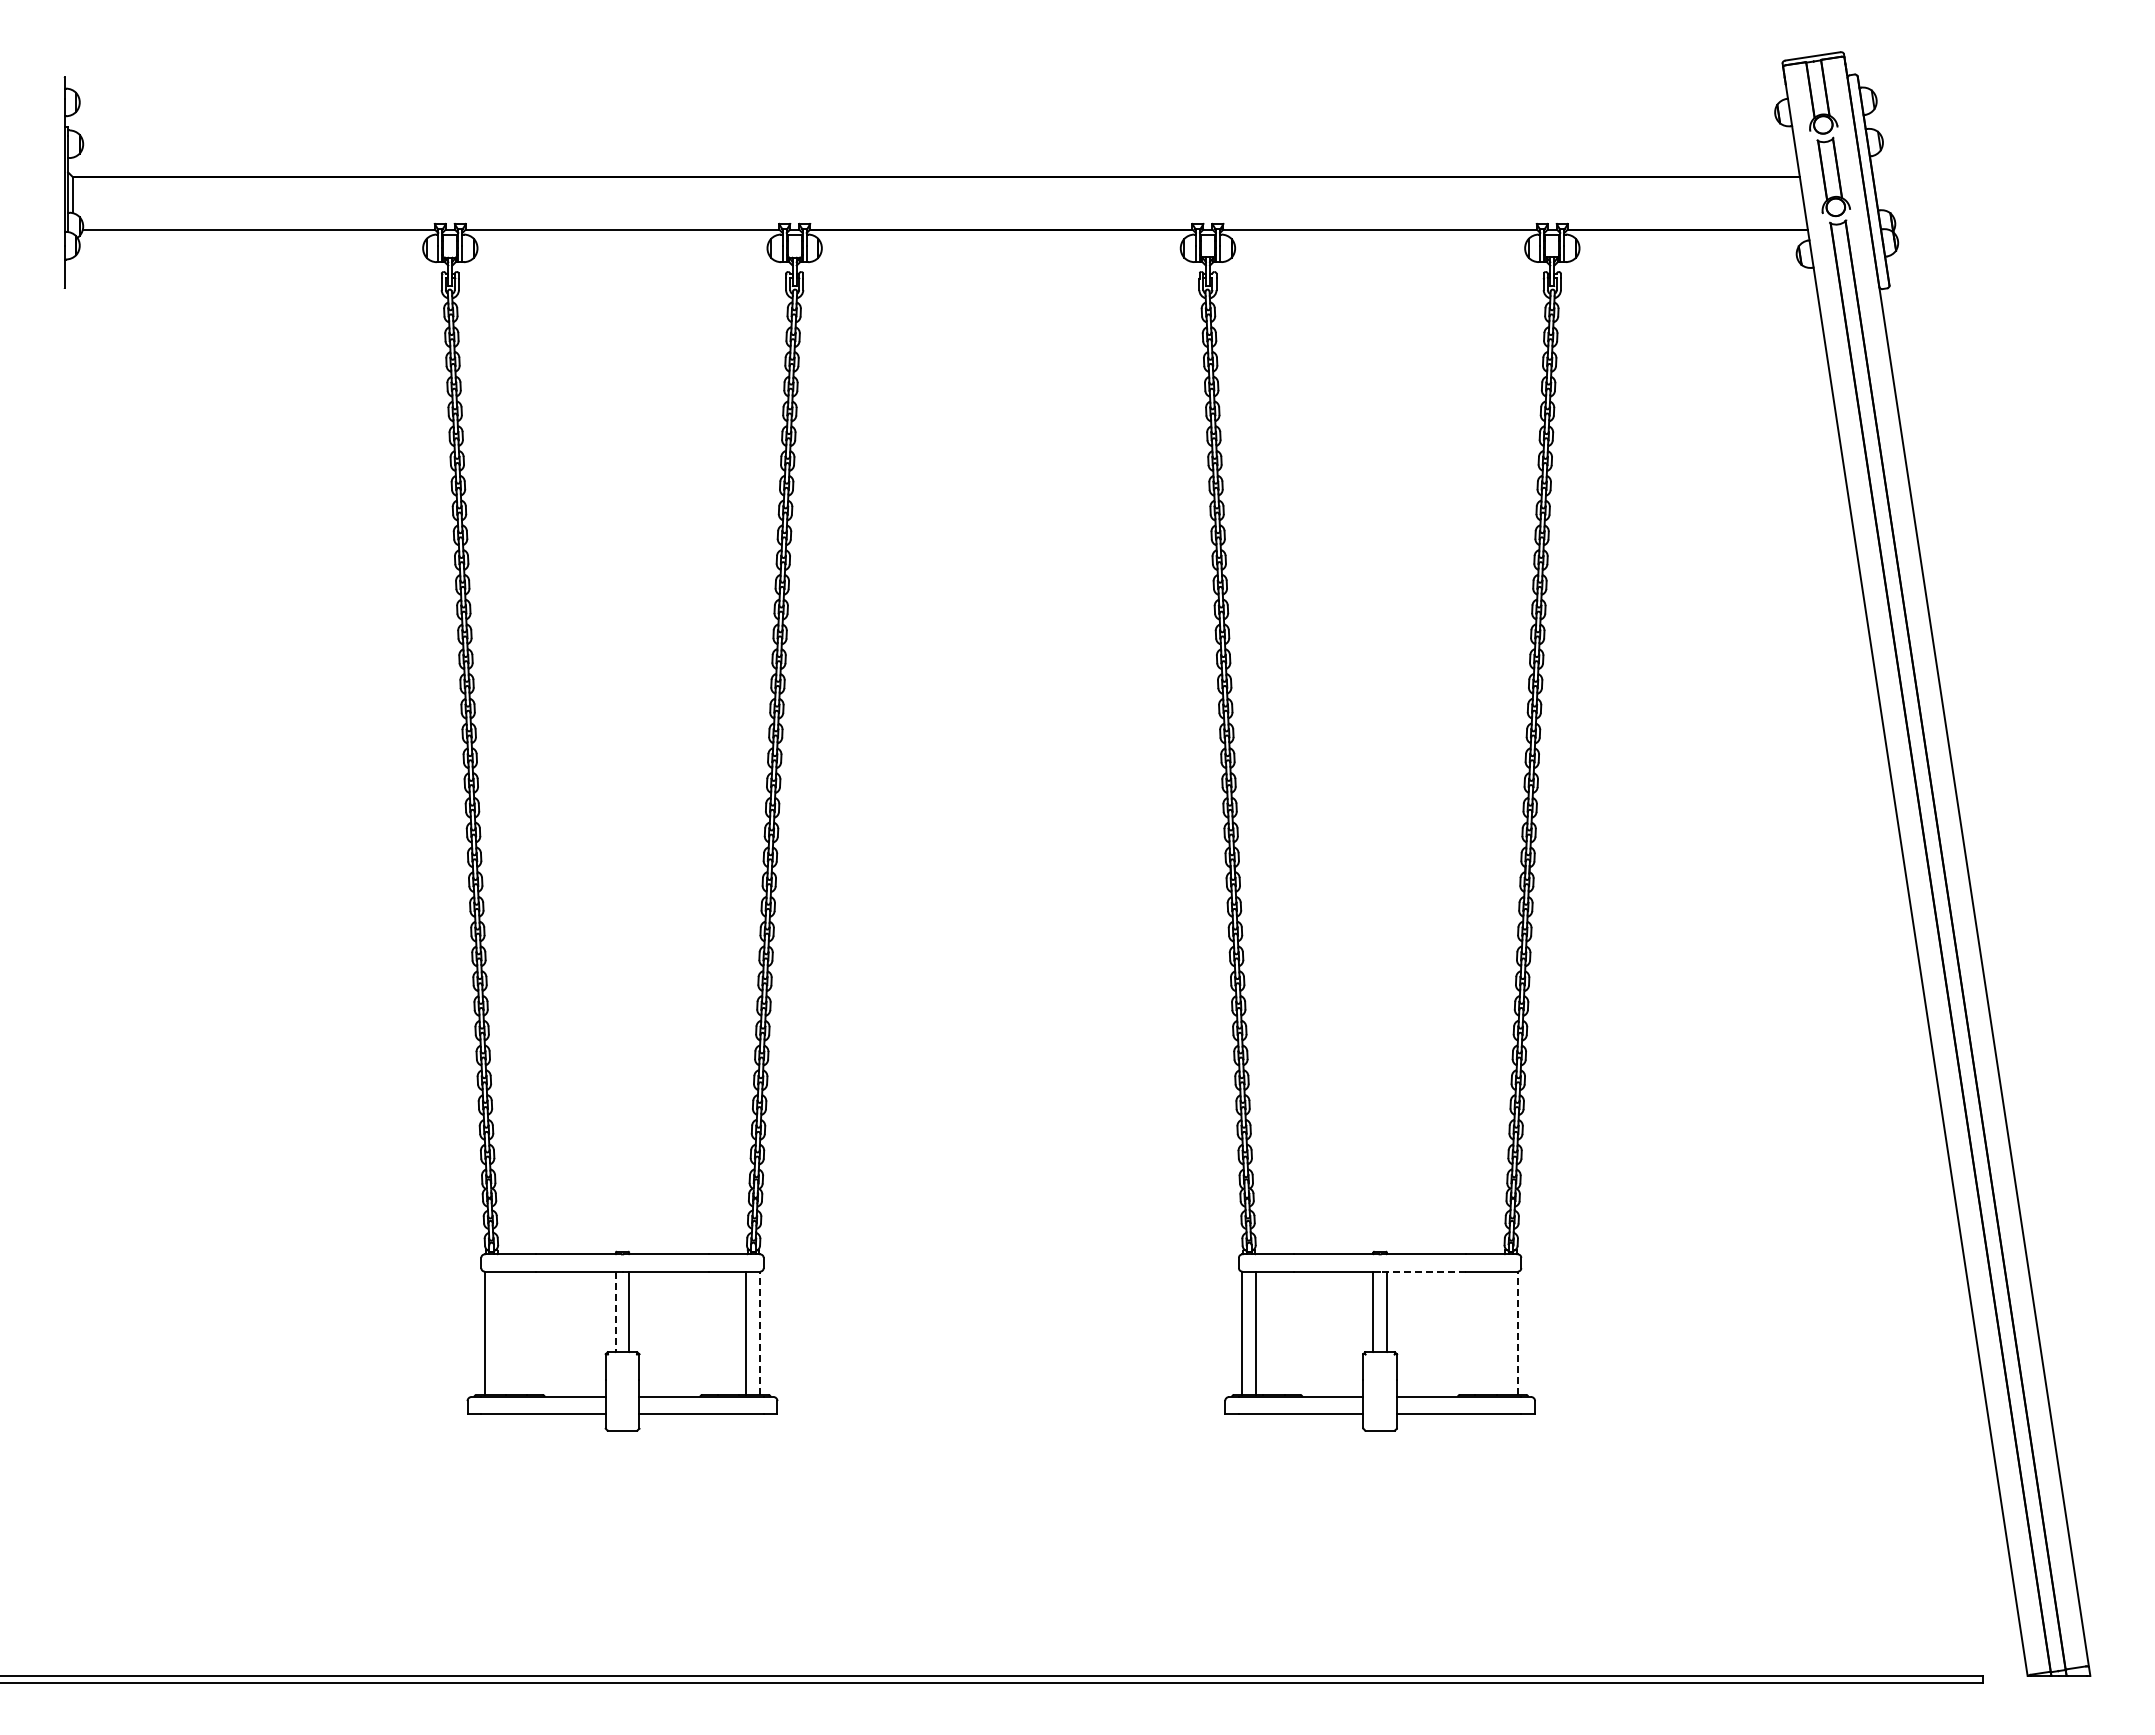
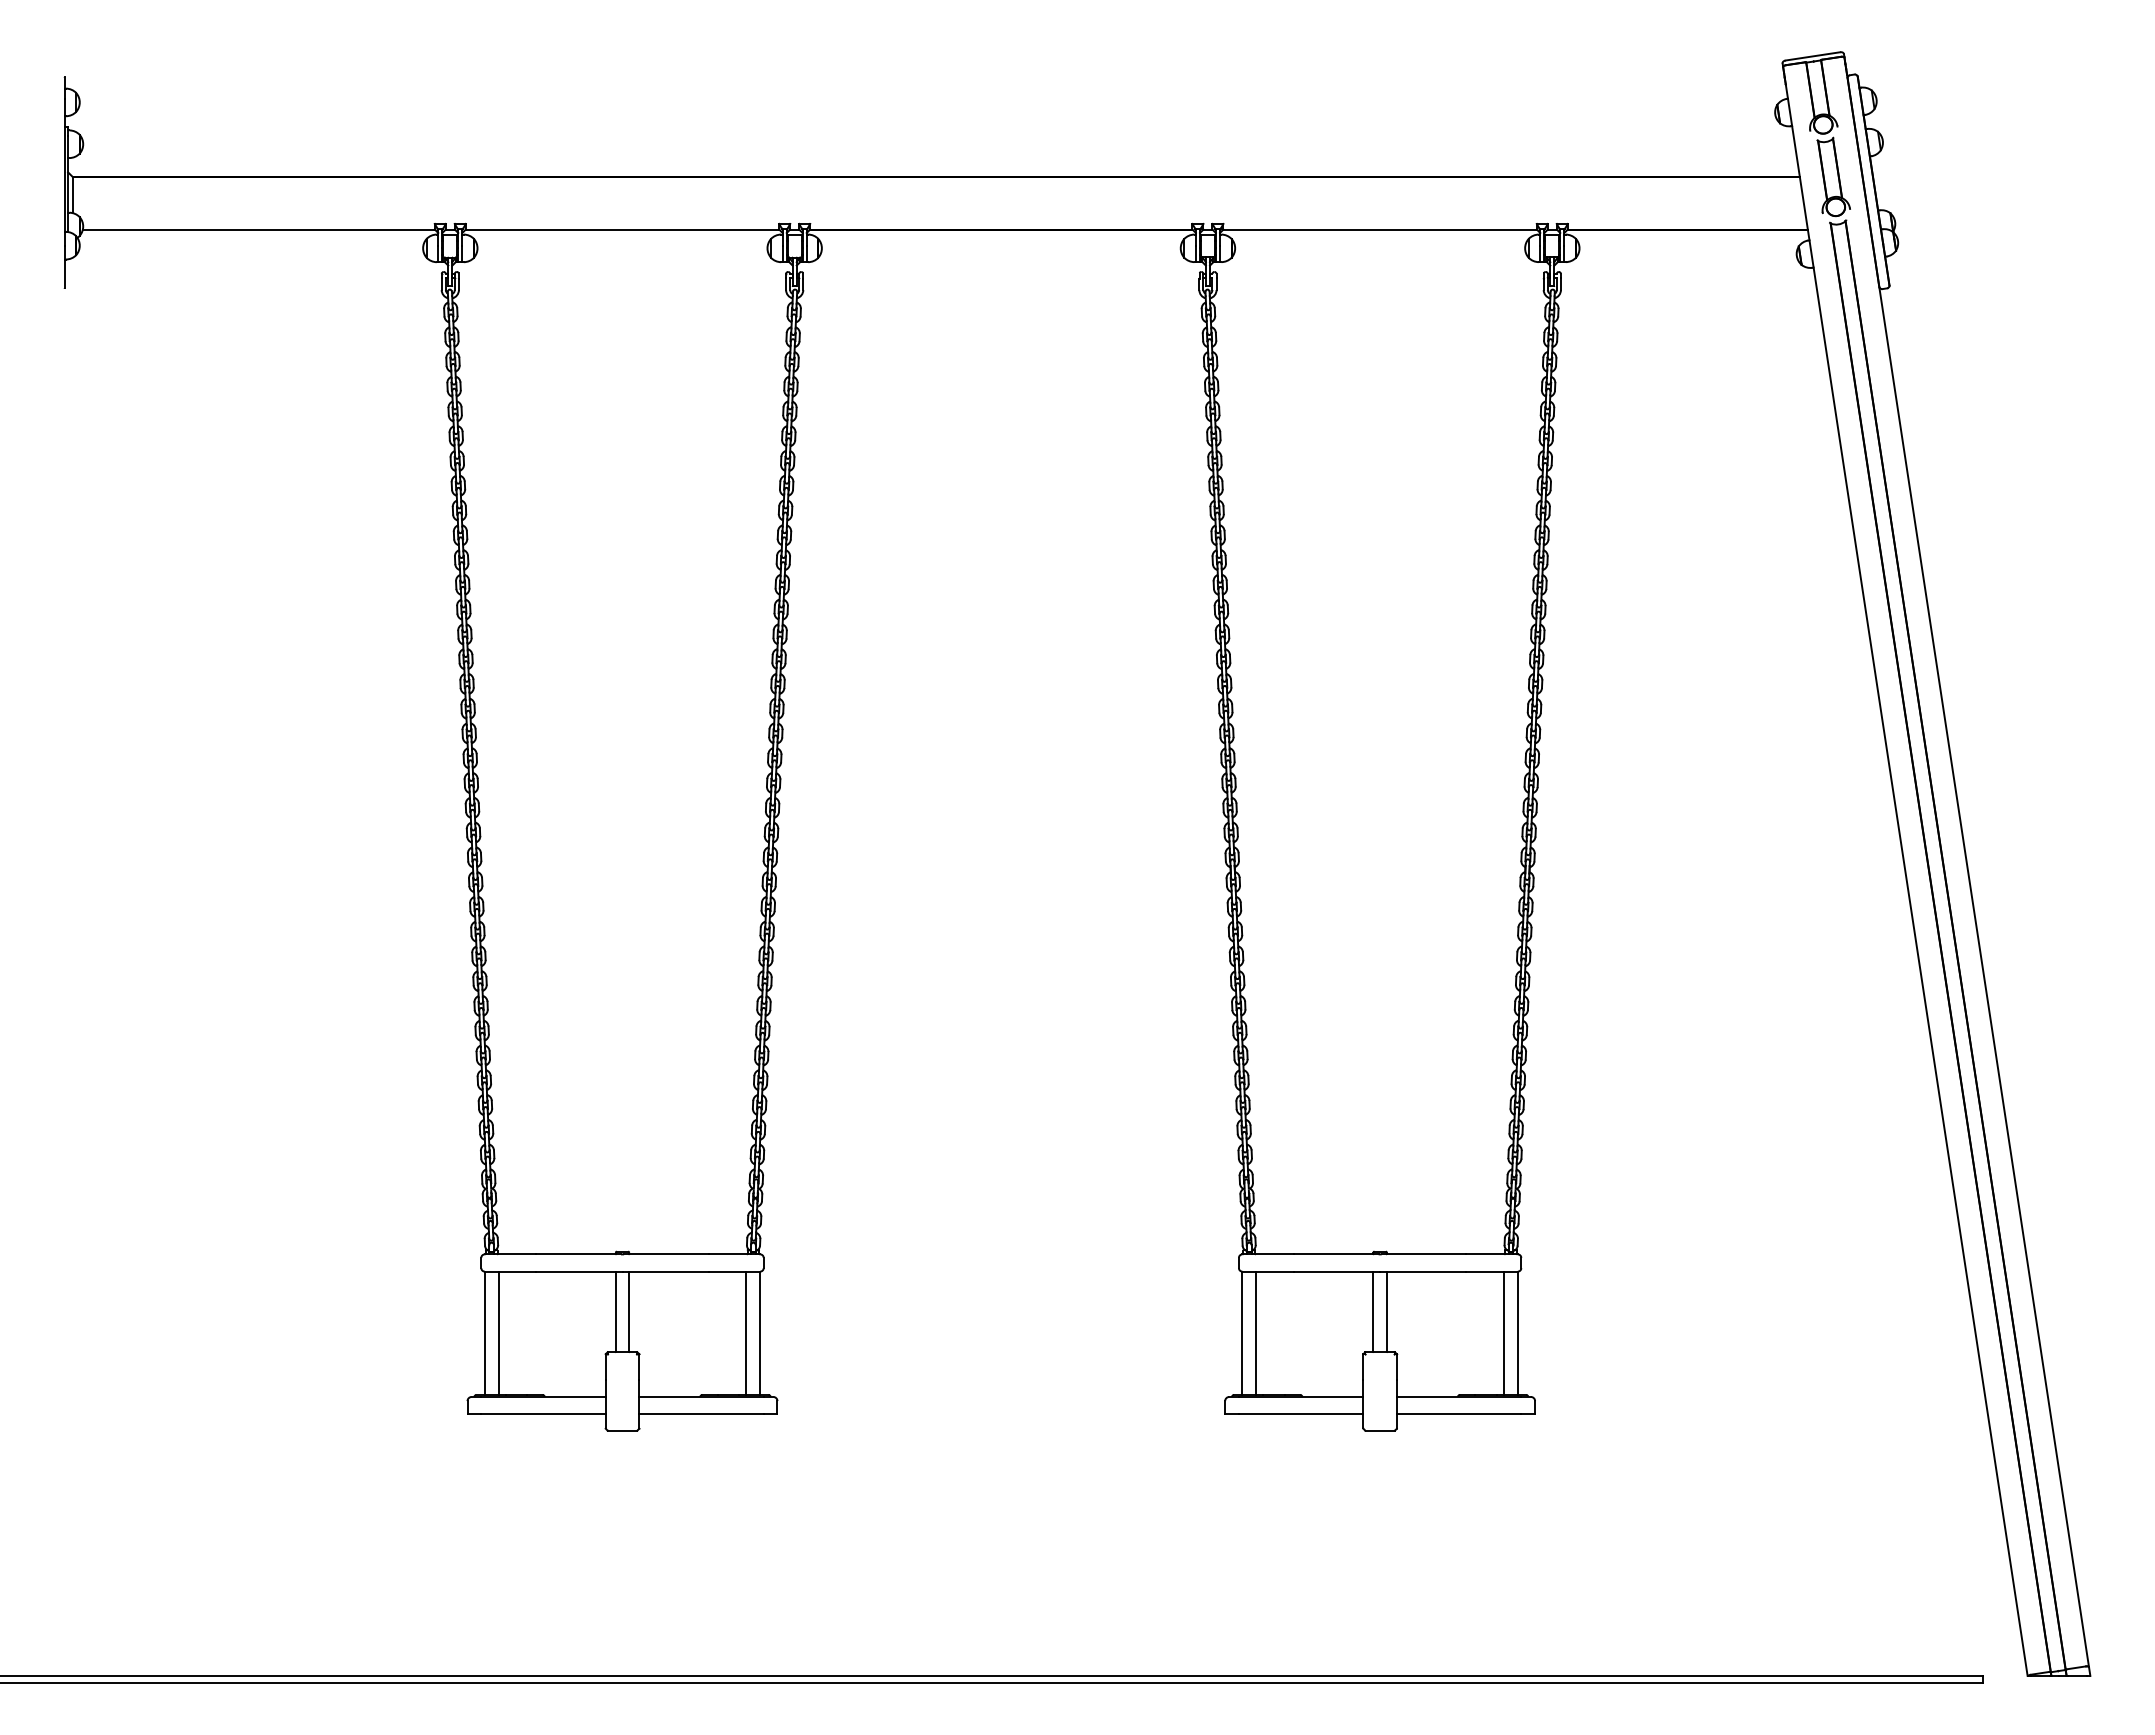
line: dashed -> solid (1422, 1271)
line: dashed -> solid (615, 1311)
line: none -> present (498, 1332)
line: none -> present (1504, 1332)
line: dashed -> solid (760, 1333)
line: dashed -> solid (1517, 1333)
